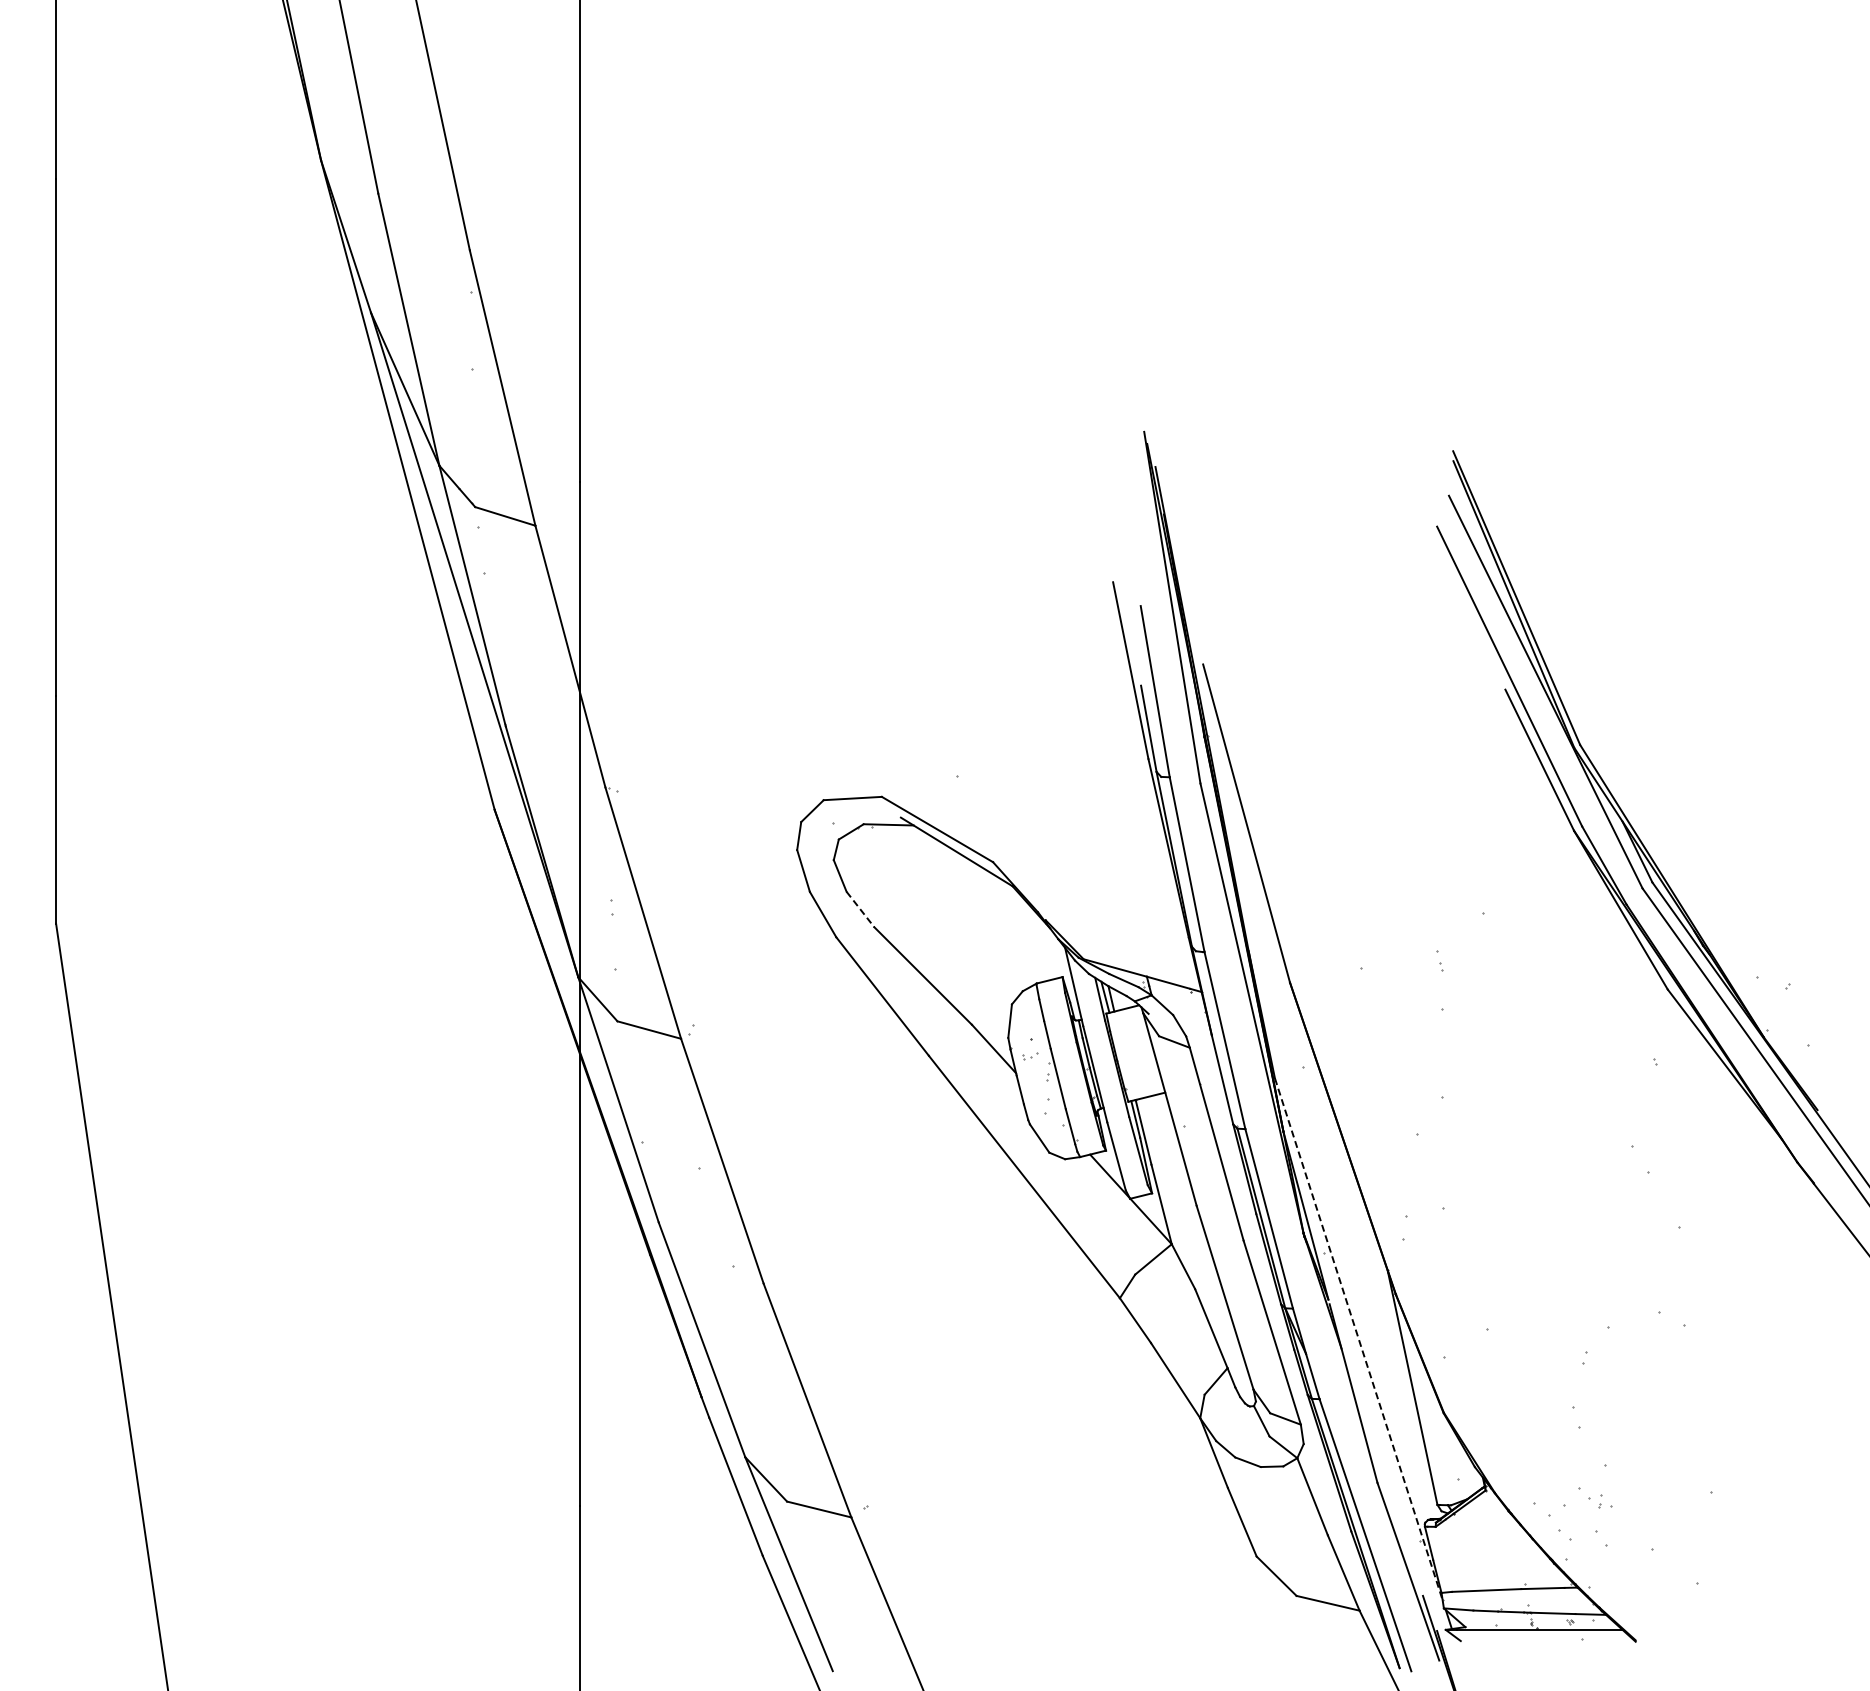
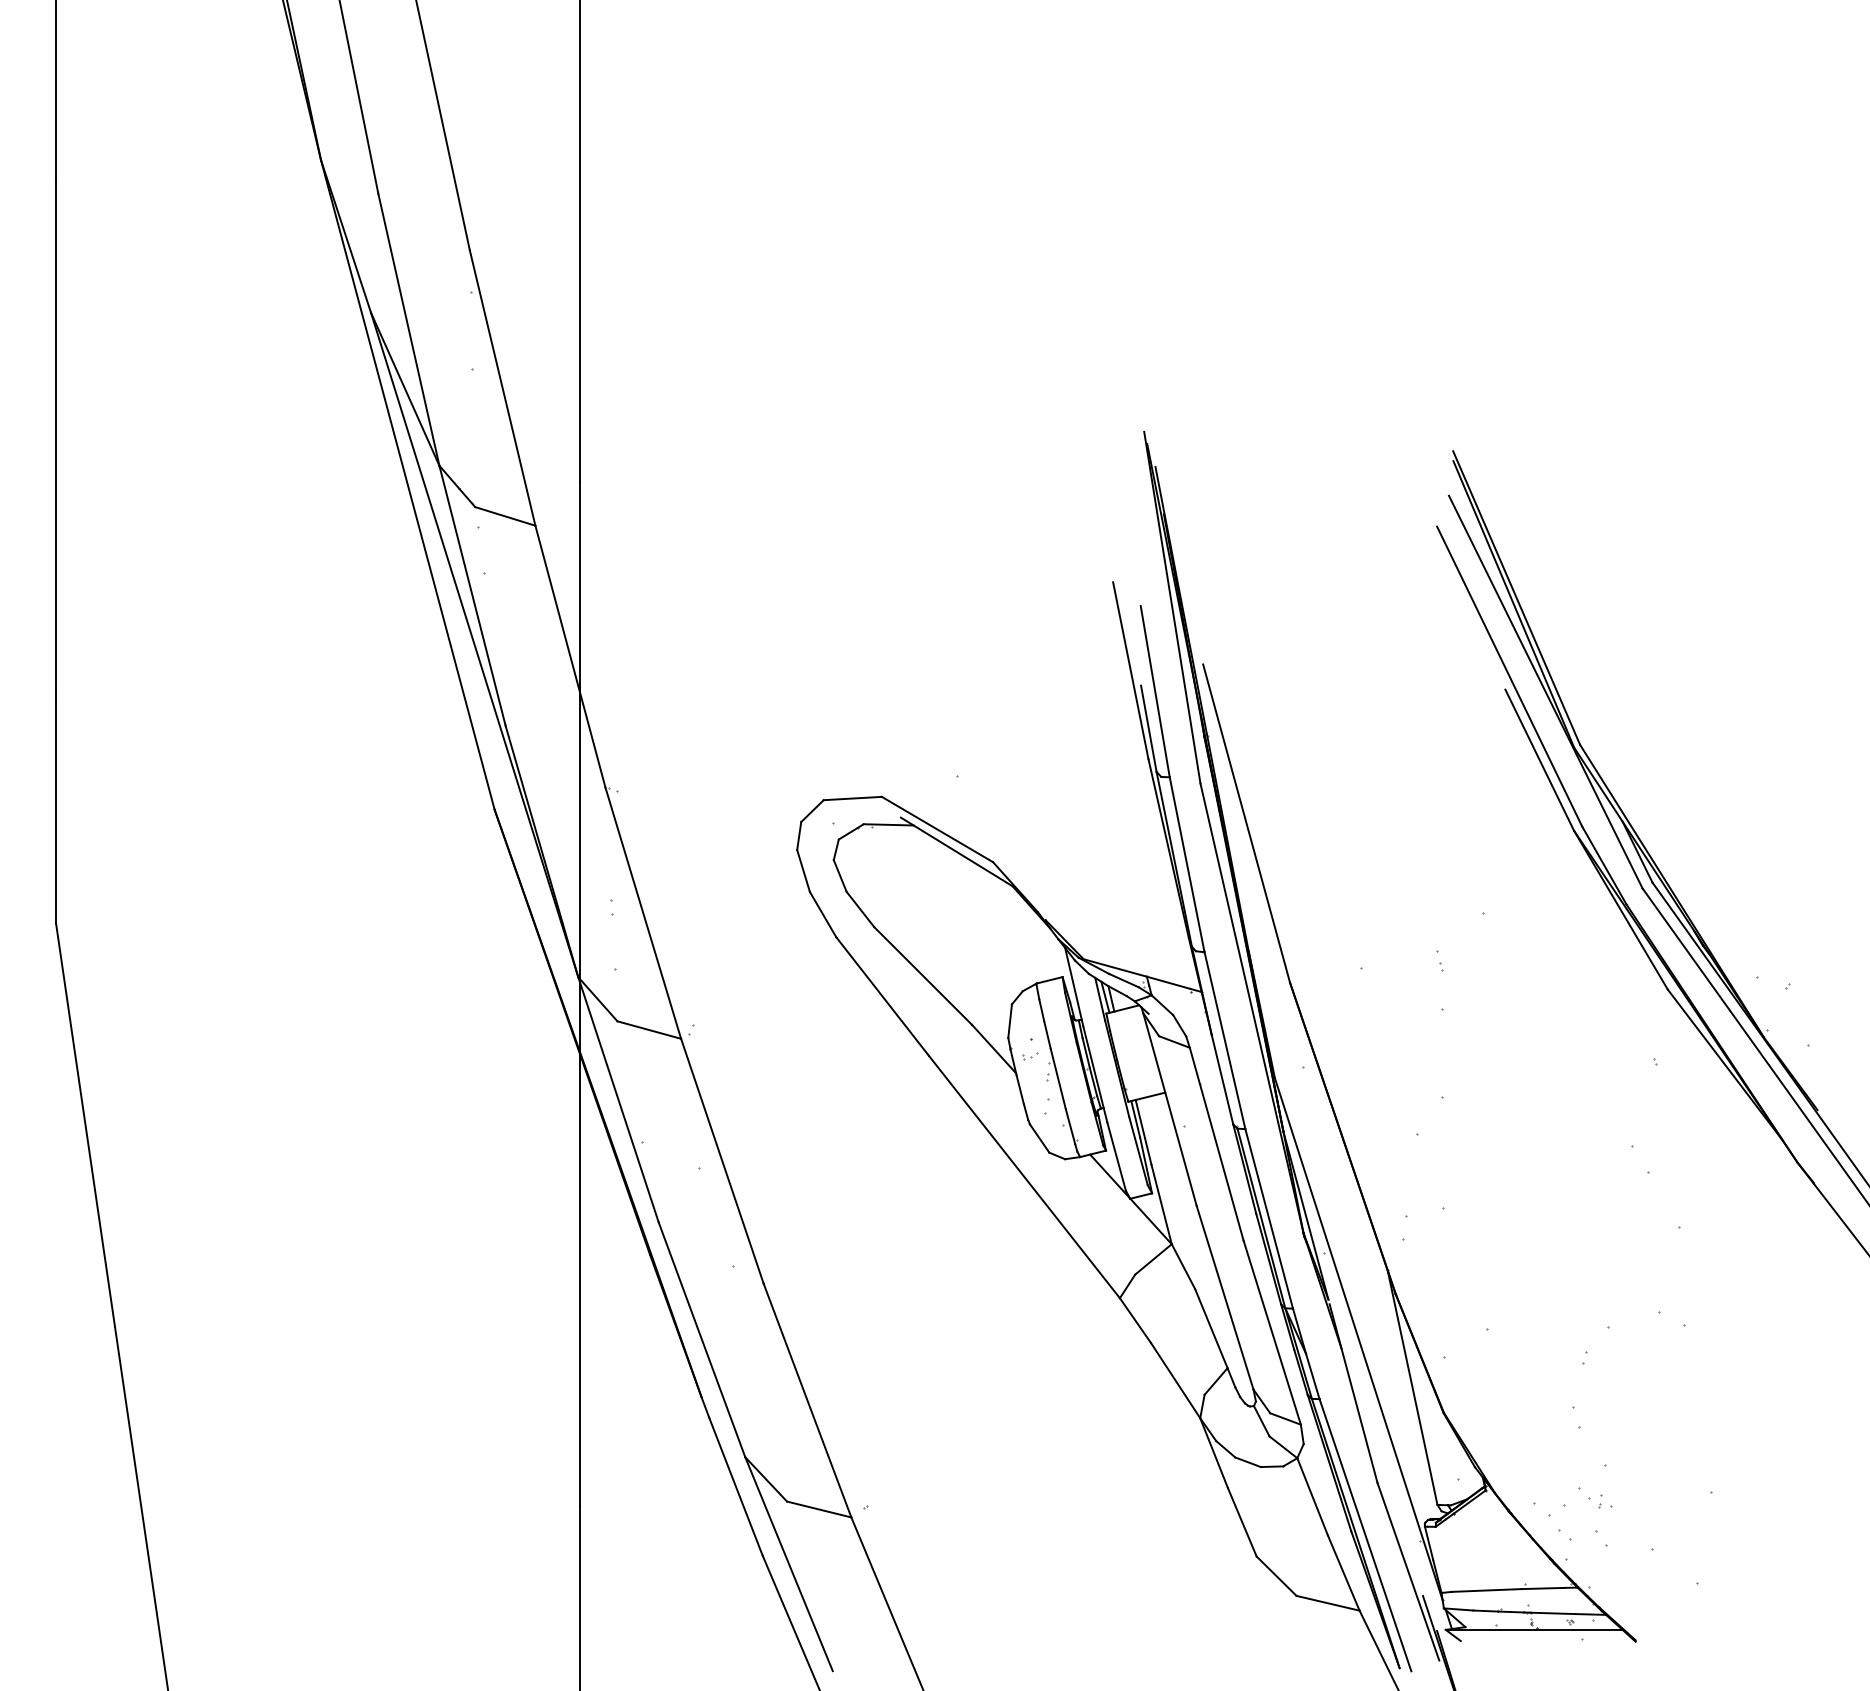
line: dashed -> solid (860, 909)
line: dashed -> solid (1358, 1339)
